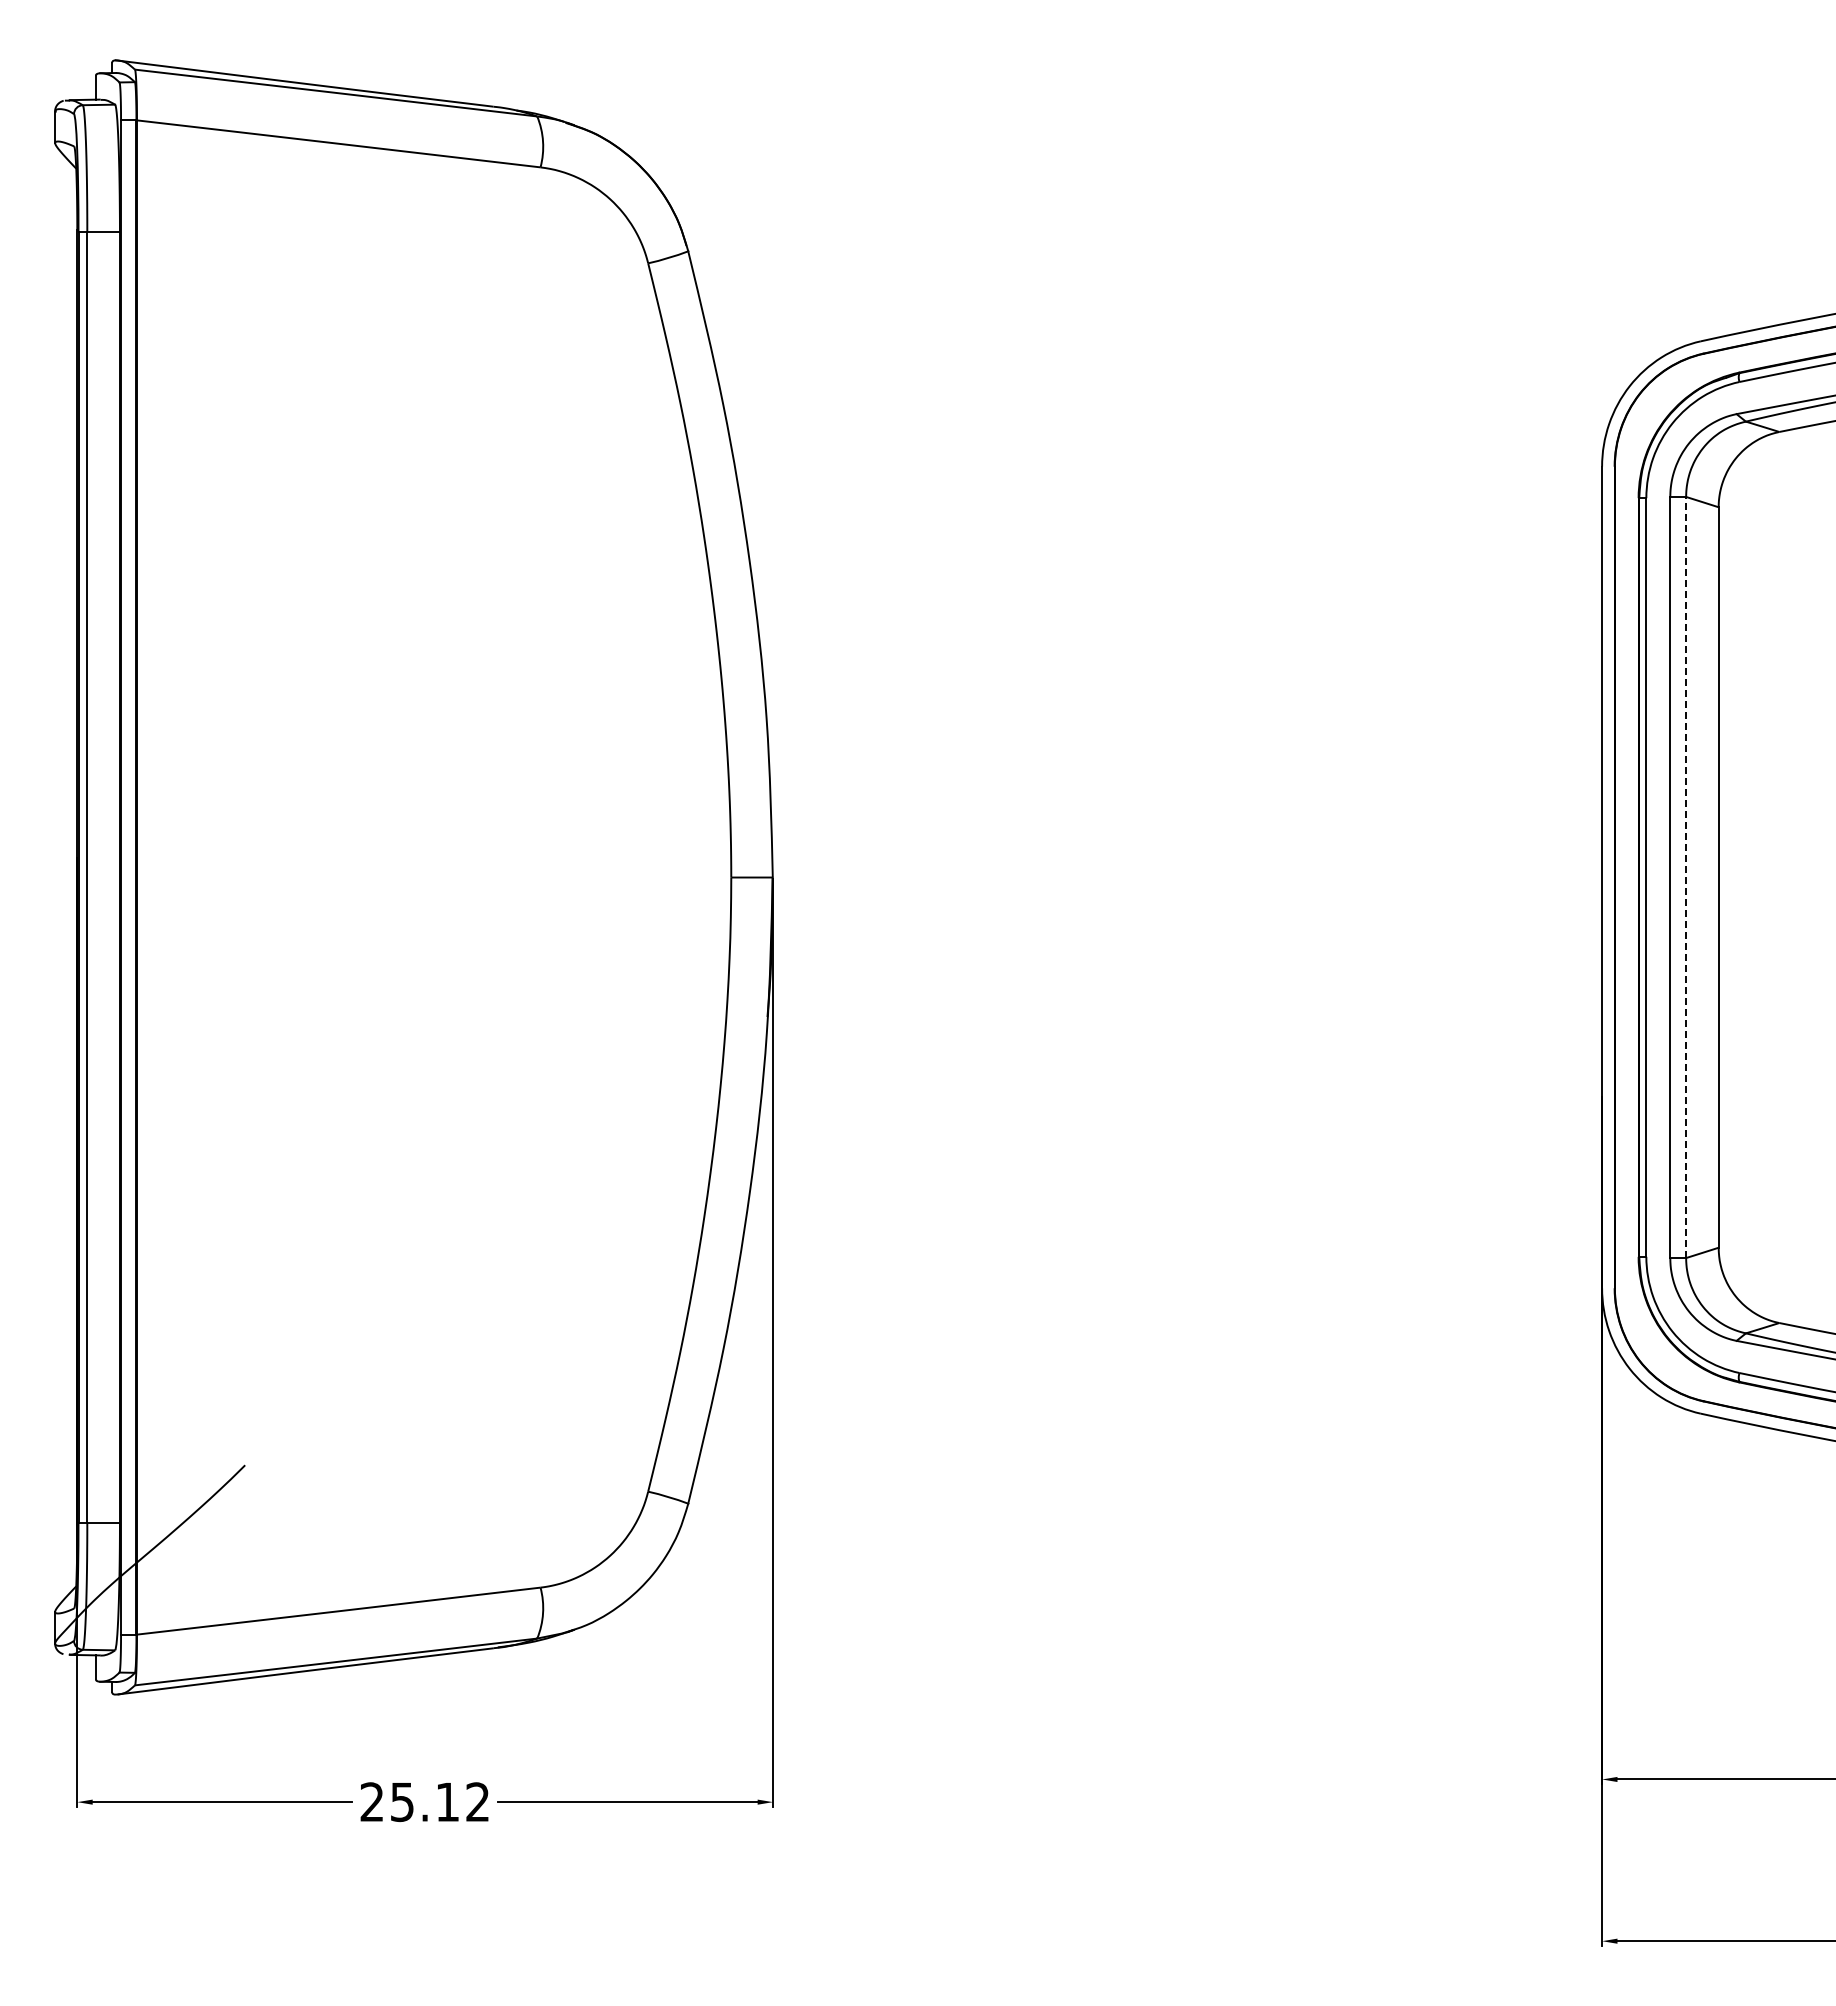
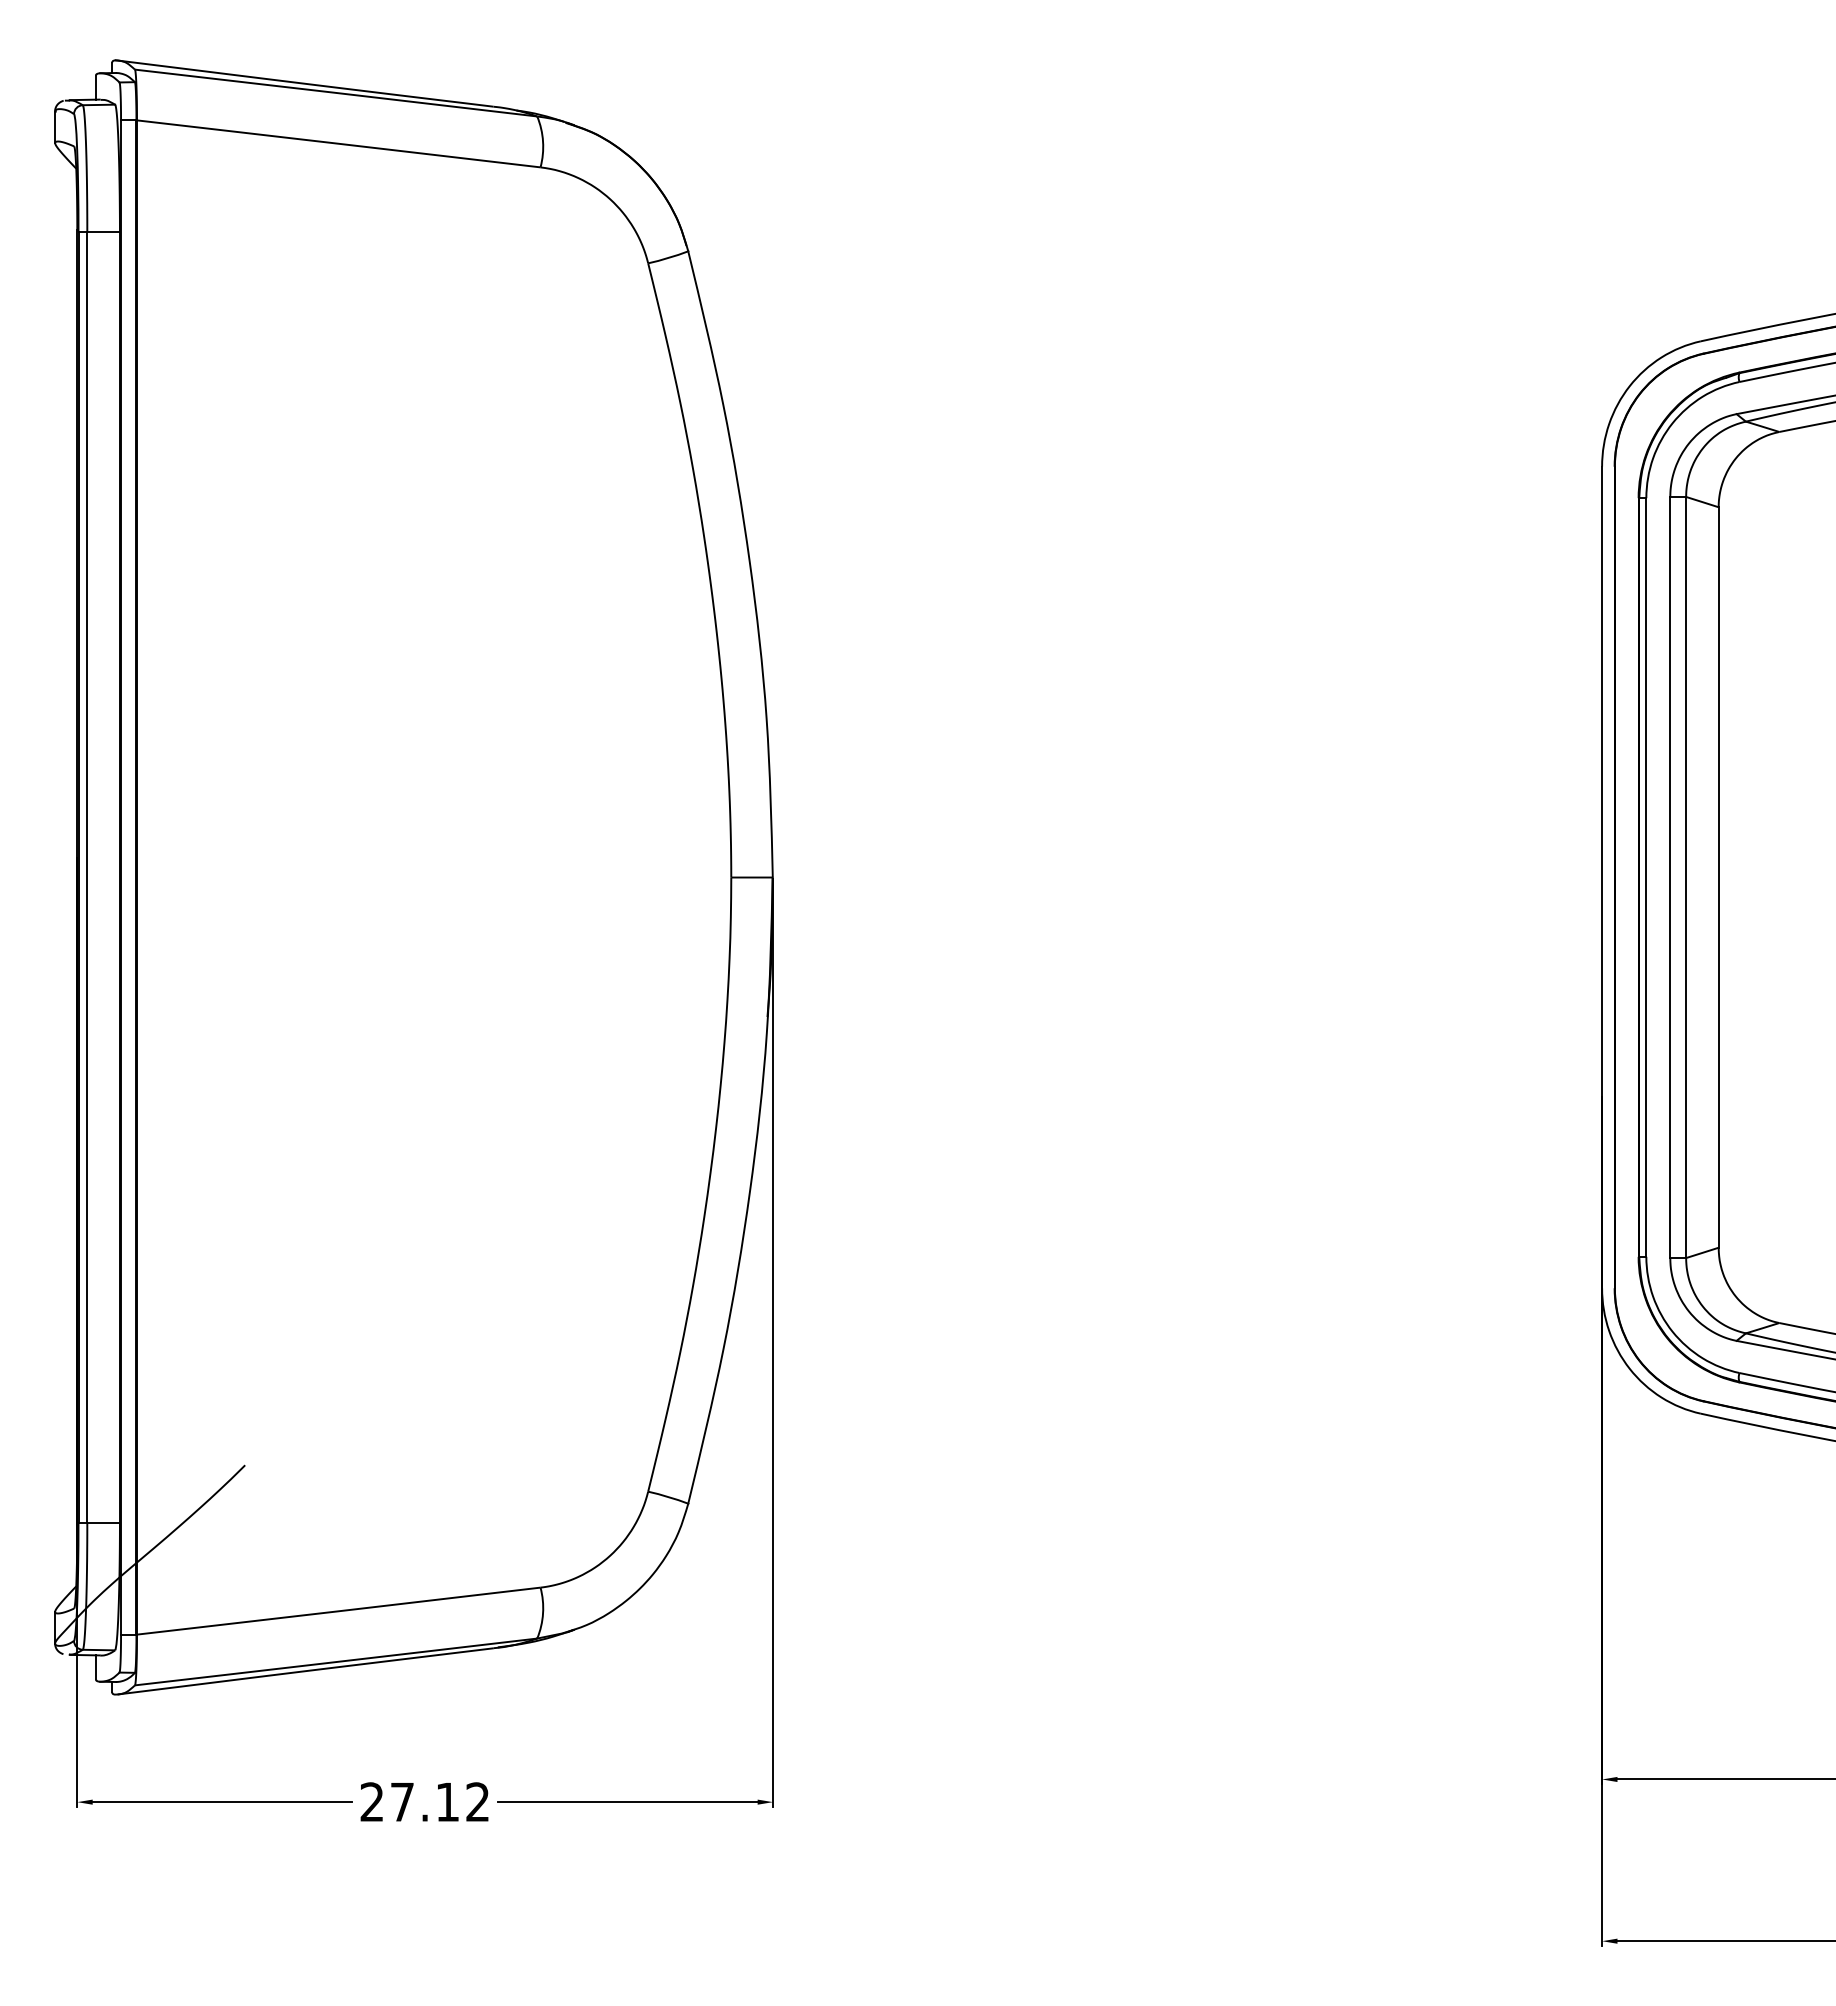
line: dashed -> solid (1686, 877)
text: 25.12 -> 27.12 (402, 1802)
